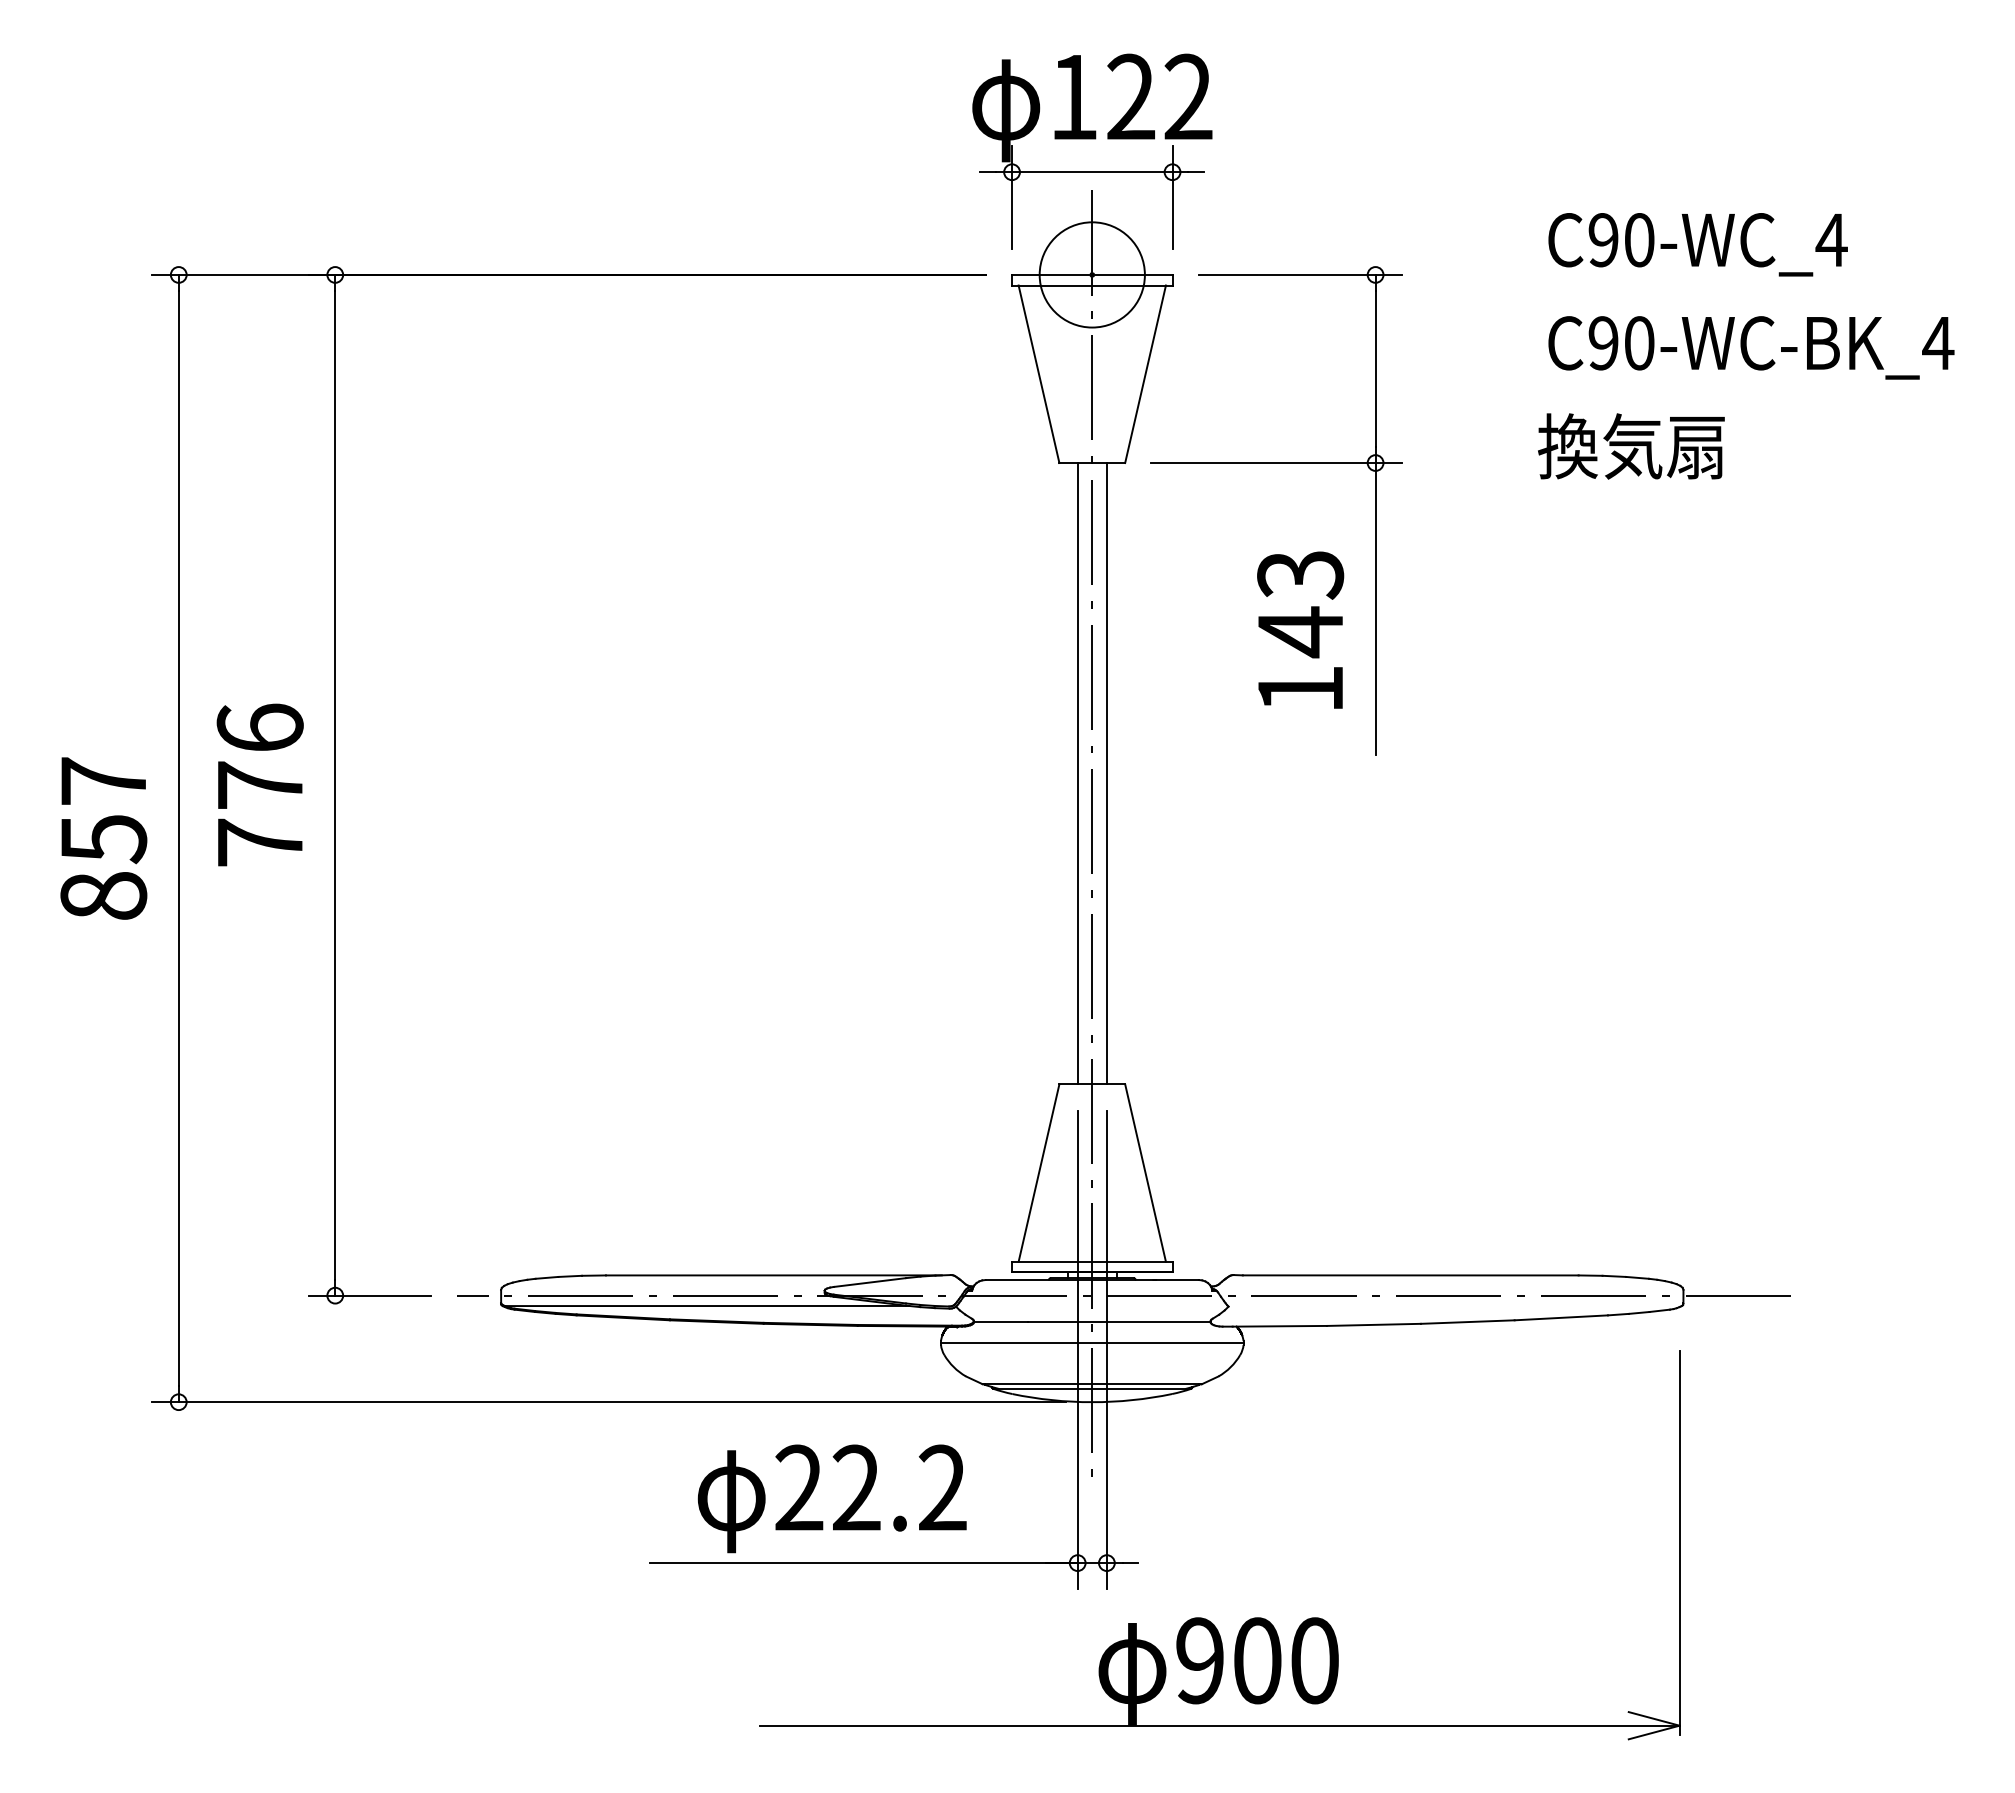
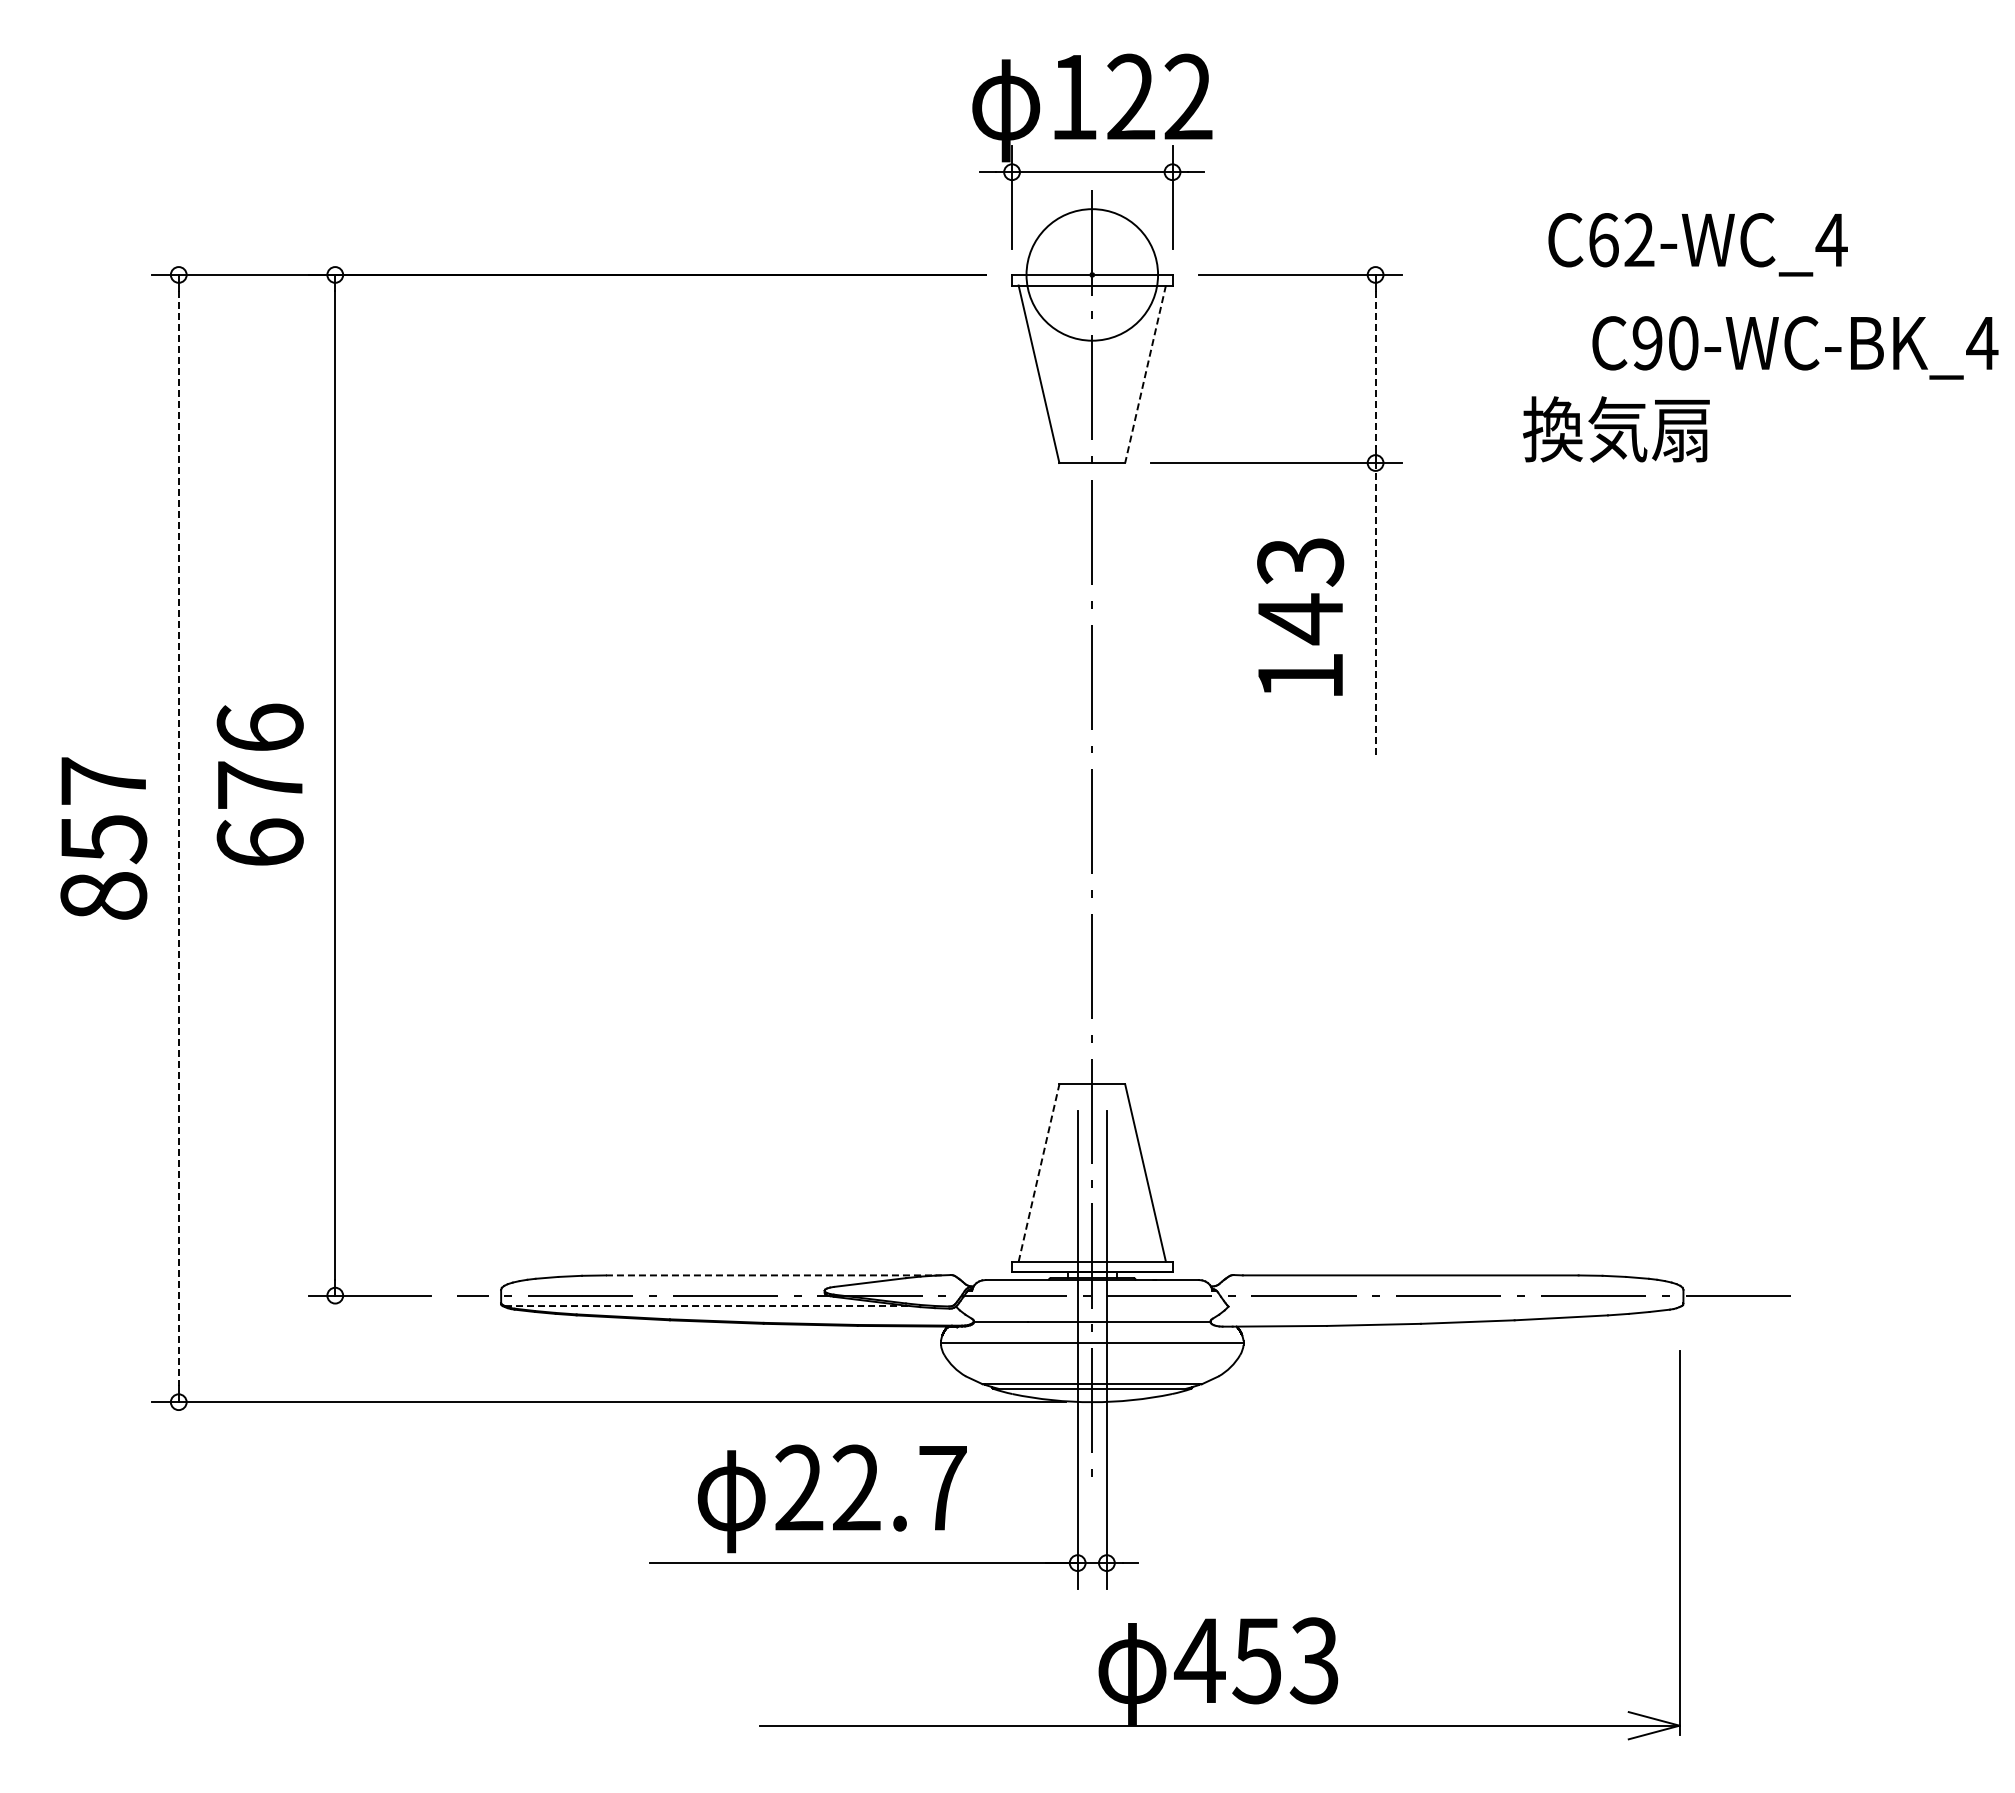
text: C90-WC_4 -> C62-WC_4 (1621, 240)
circle diameter: 105 px -> 132 px (1092, 274)
text position: (1751, 347) -> (1795, 347) (1795, 347)
line: solid -> dashed (1375, 369)
line: solid -> dashed (1145, 374)
text position: (1631, 446) -> (1616, 429) (1616, 429)
line: solid -> dashed (1375, 608)
text position: (1300, 629) -> (1300, 616) (1300, 616)
line: present -> none (1077, 773)
line: present -> none (1106, 773)
line: solid -> dashed (178, 838)
text: 776 -> 676 (259, 842)
line: solid -> dashed (1039, 1172)
line: solid -> dashed (773, 1275)
line: solid -> dashed (707, 1306)
text: 22.2 -> 22.7 (942, 1487)
text: 900 -> 453 (1255, 1660)
